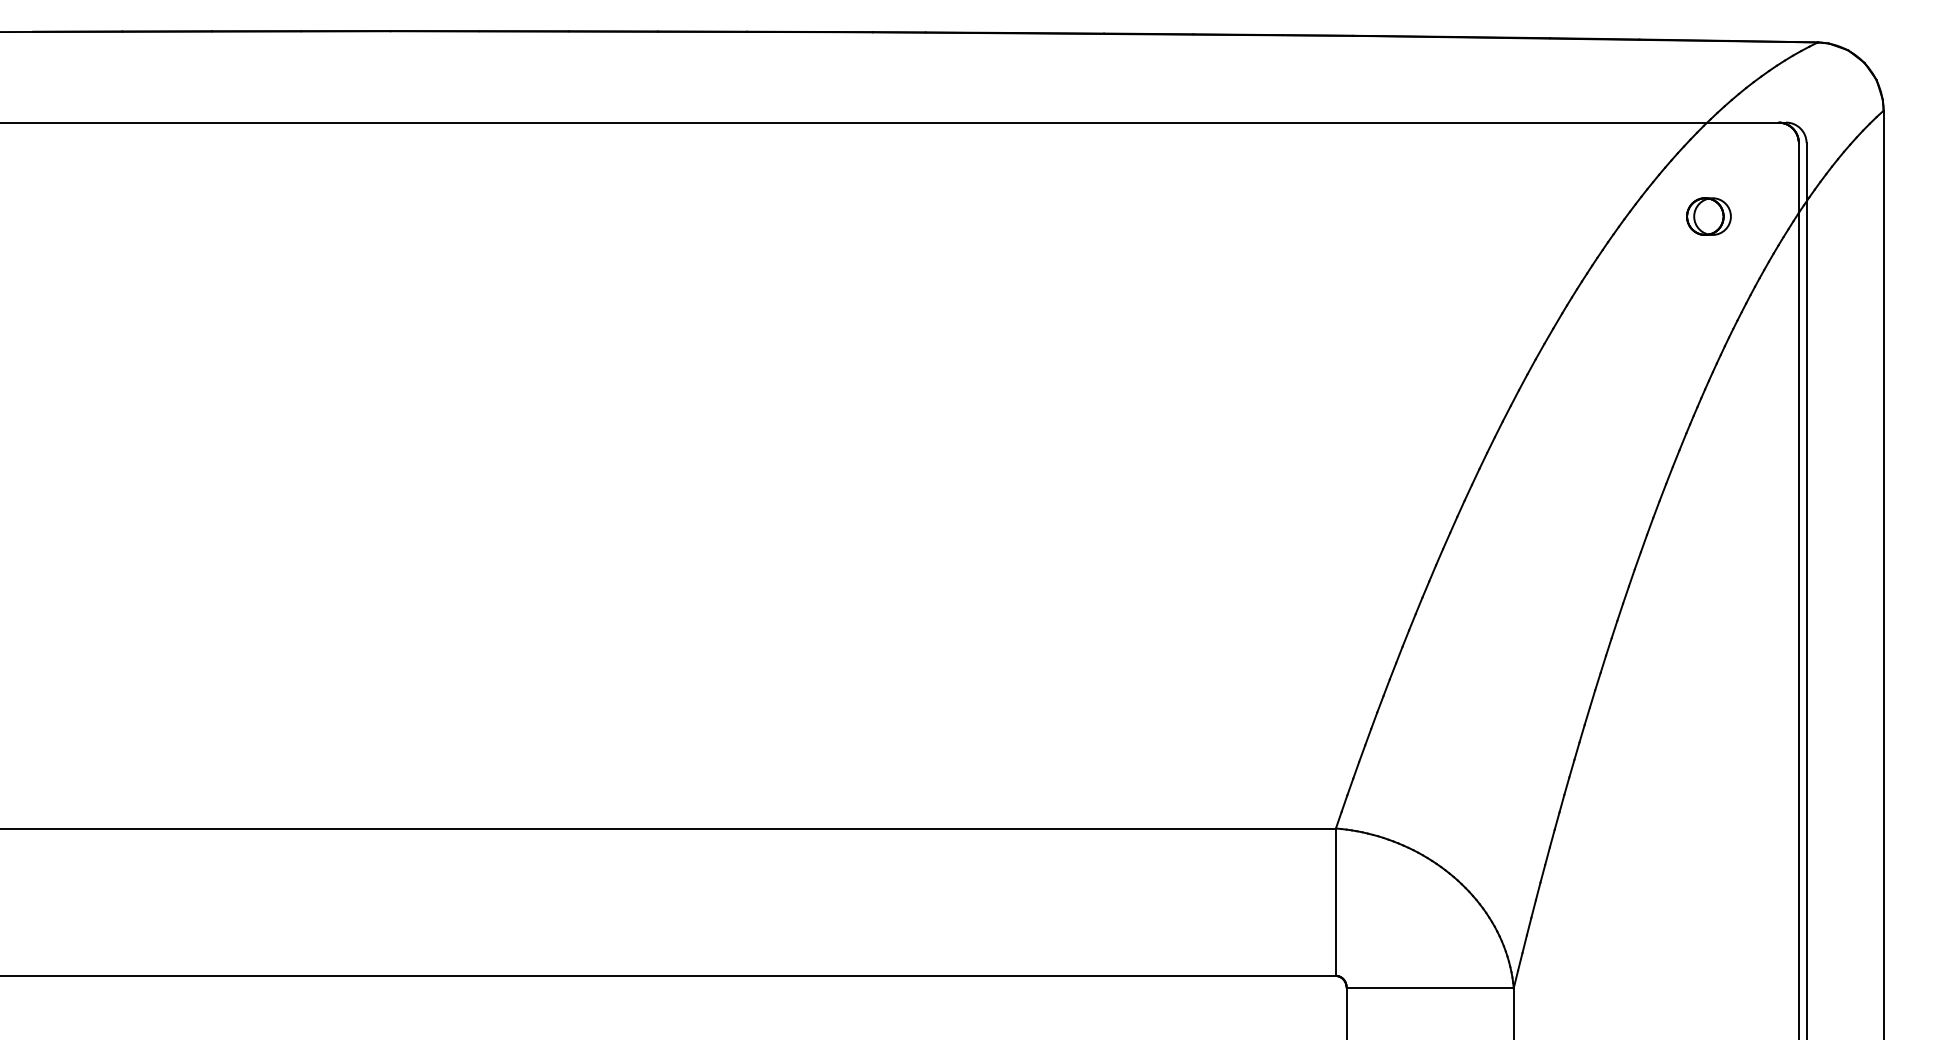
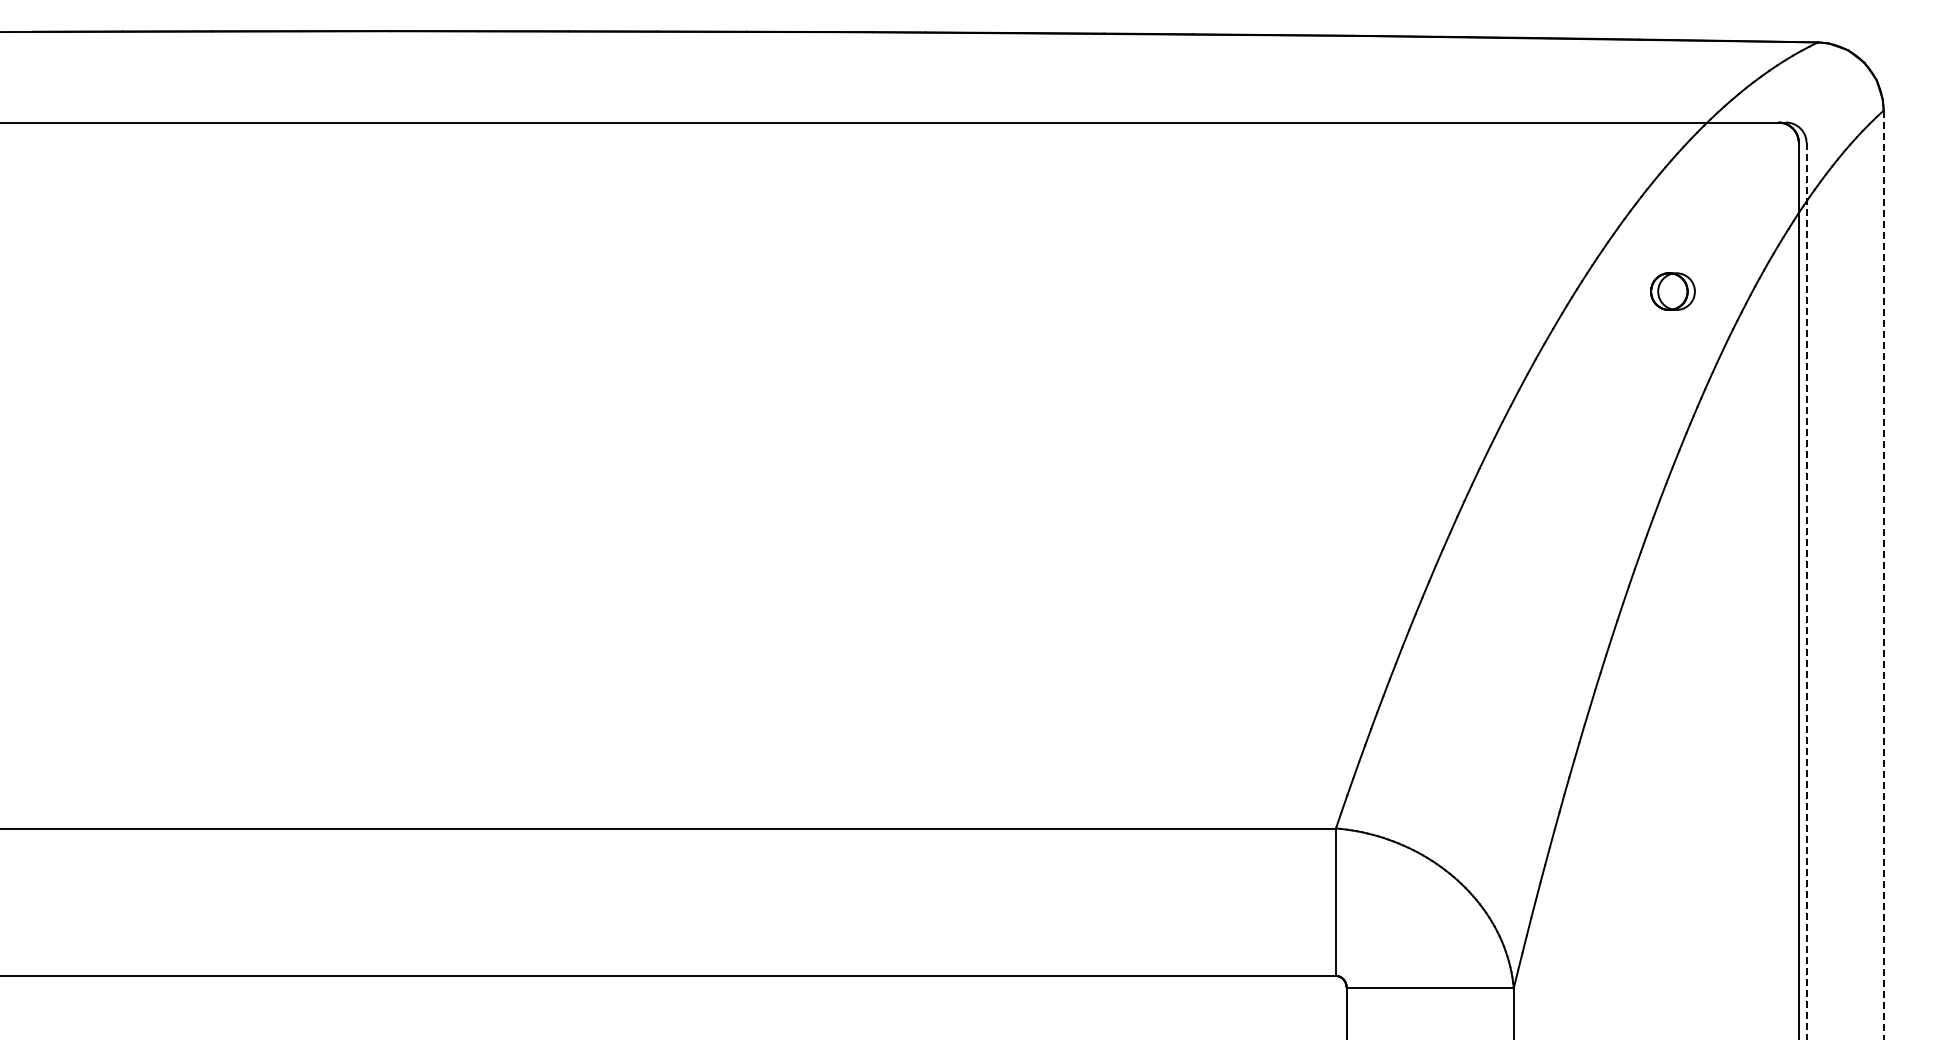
part position: (1708, 216) -> (1672, 291) (1672, 291)
line: solid -> dashed (1883, 574)
line: solid -> dashed (1806, 591)
